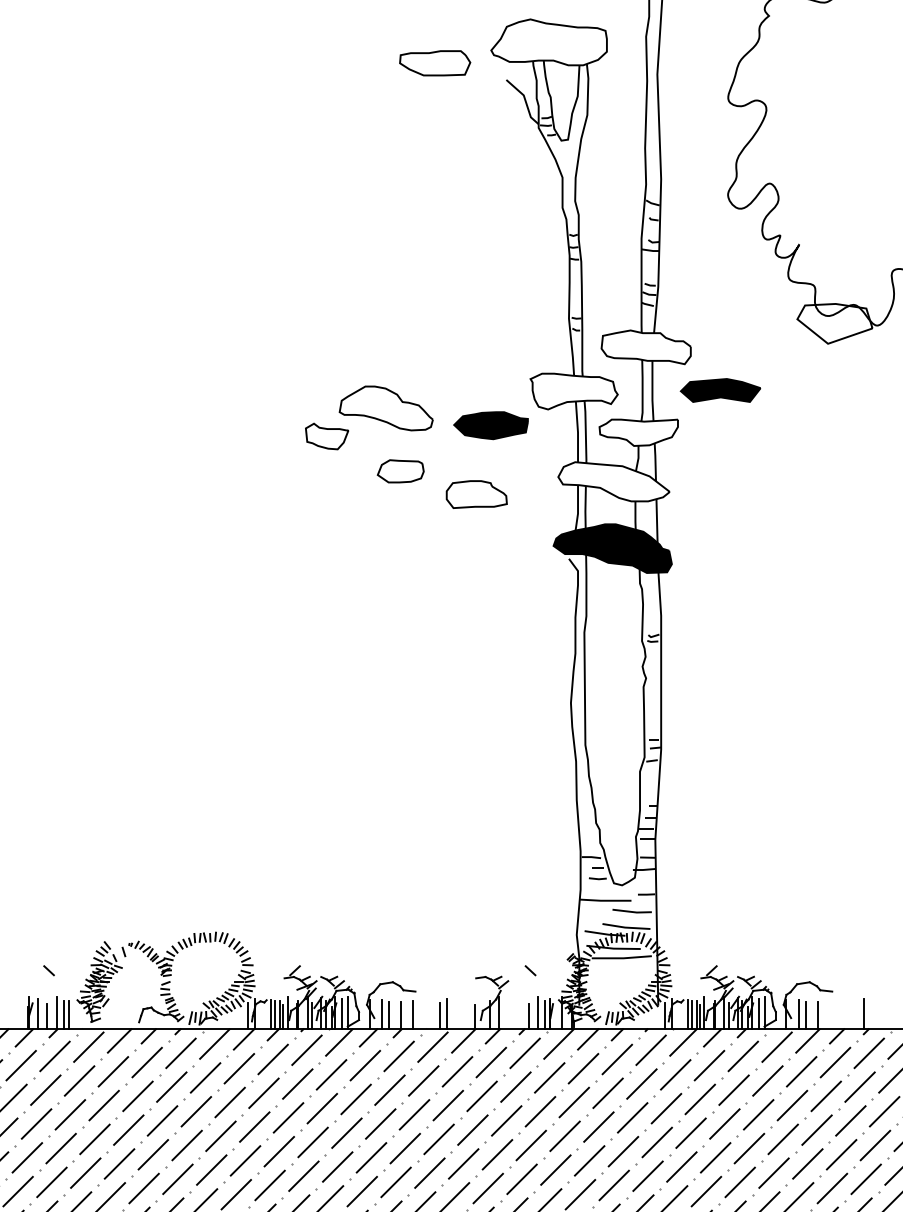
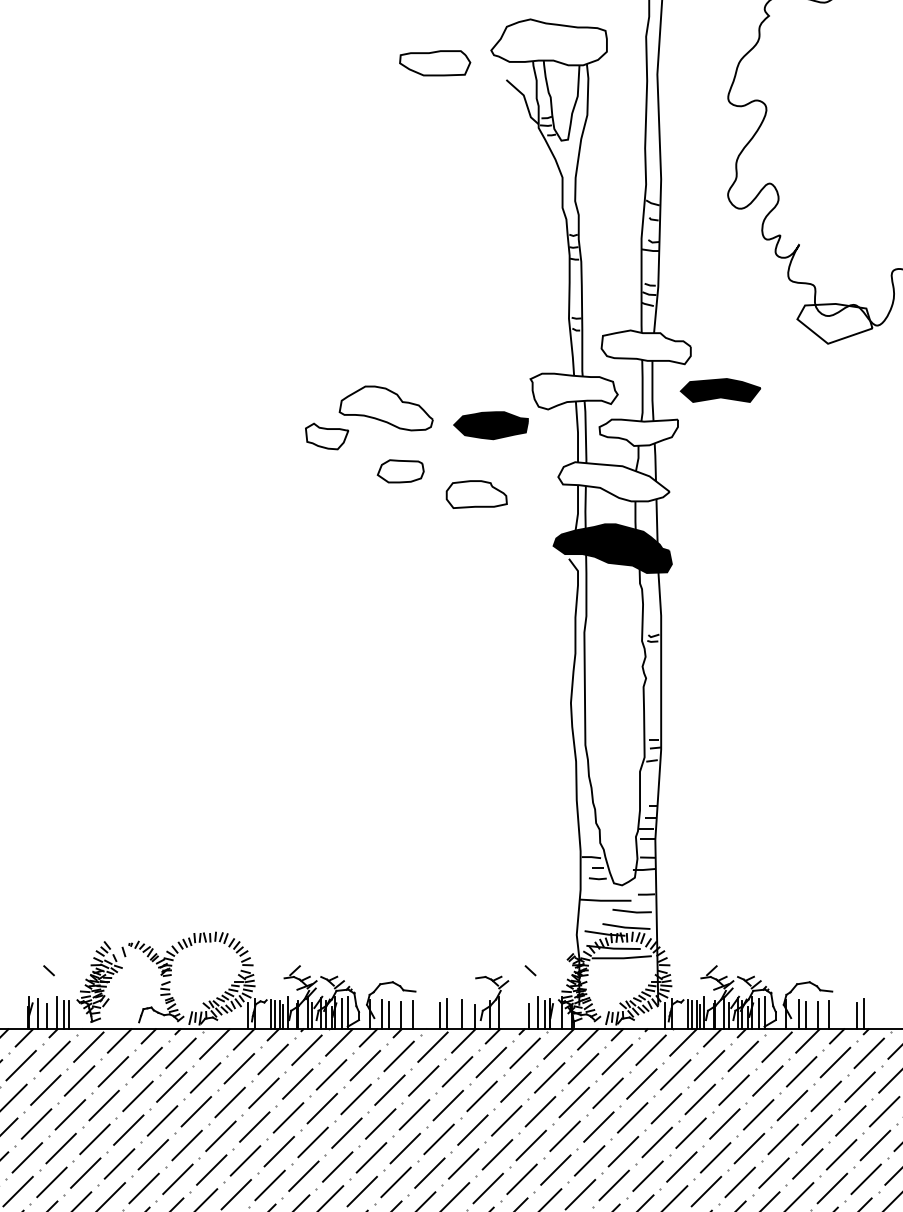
line: none -> present (462, 1014)
line: none -> present (829, 1014)
line: none -> present (856, 1015)
